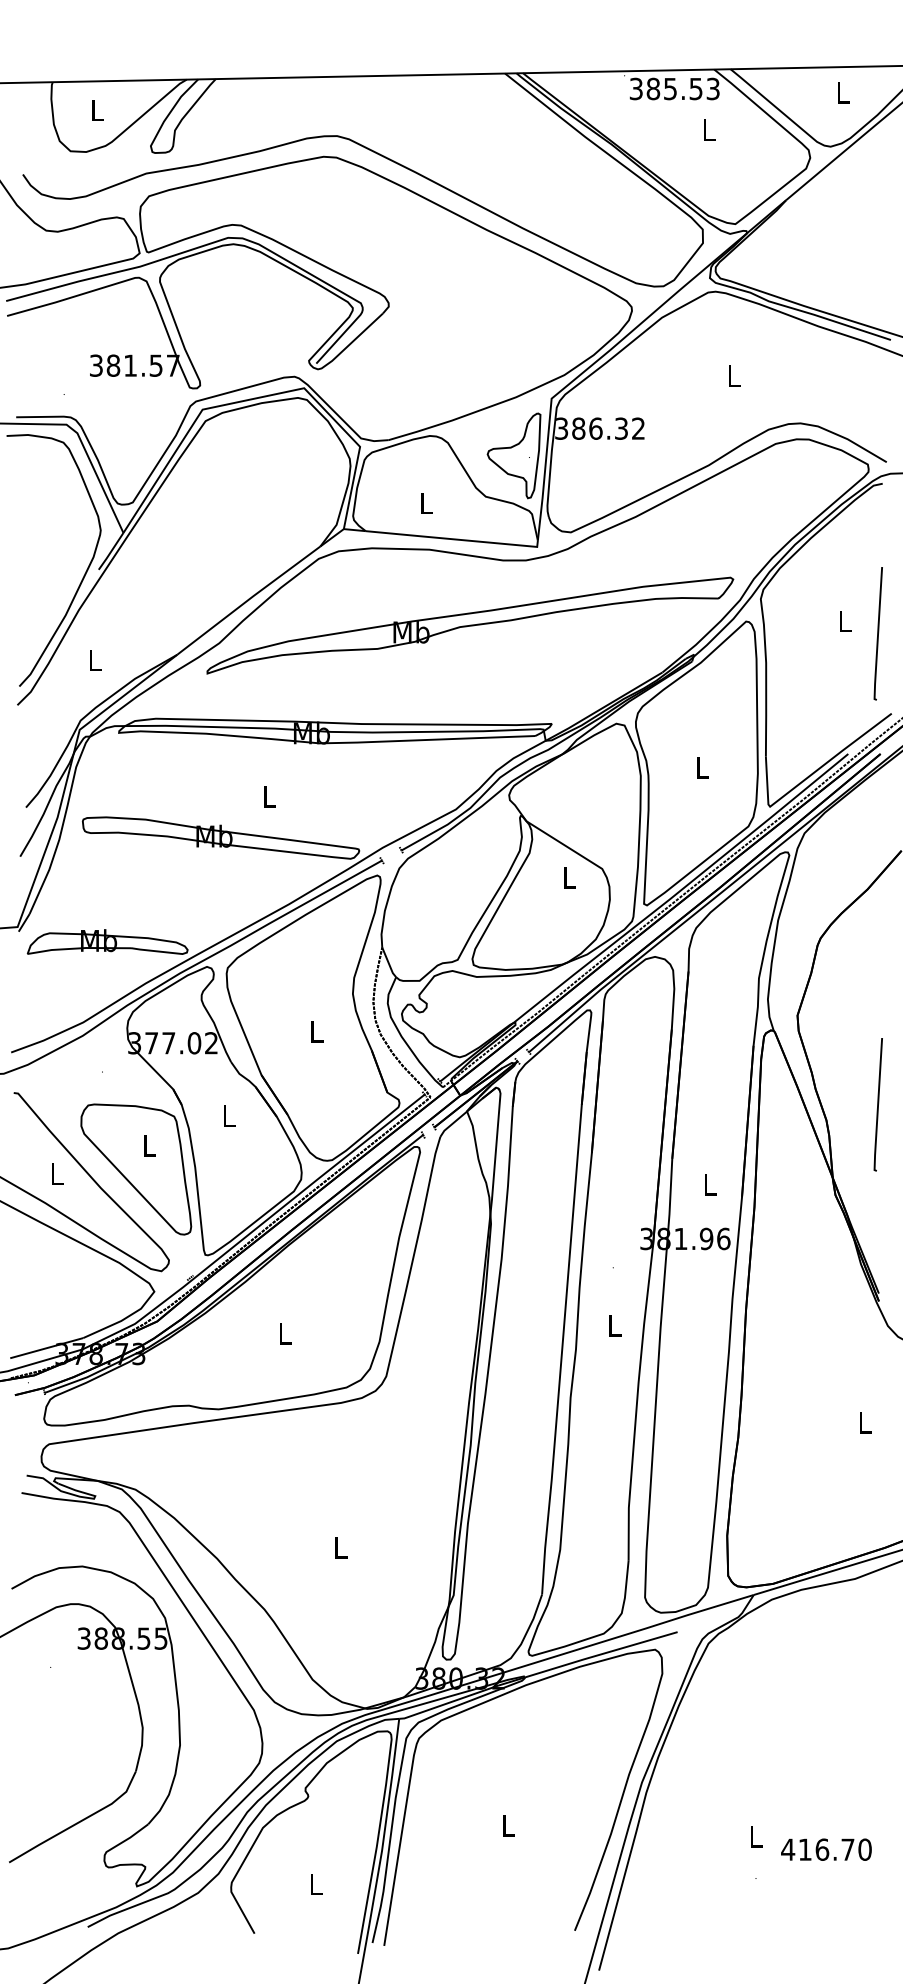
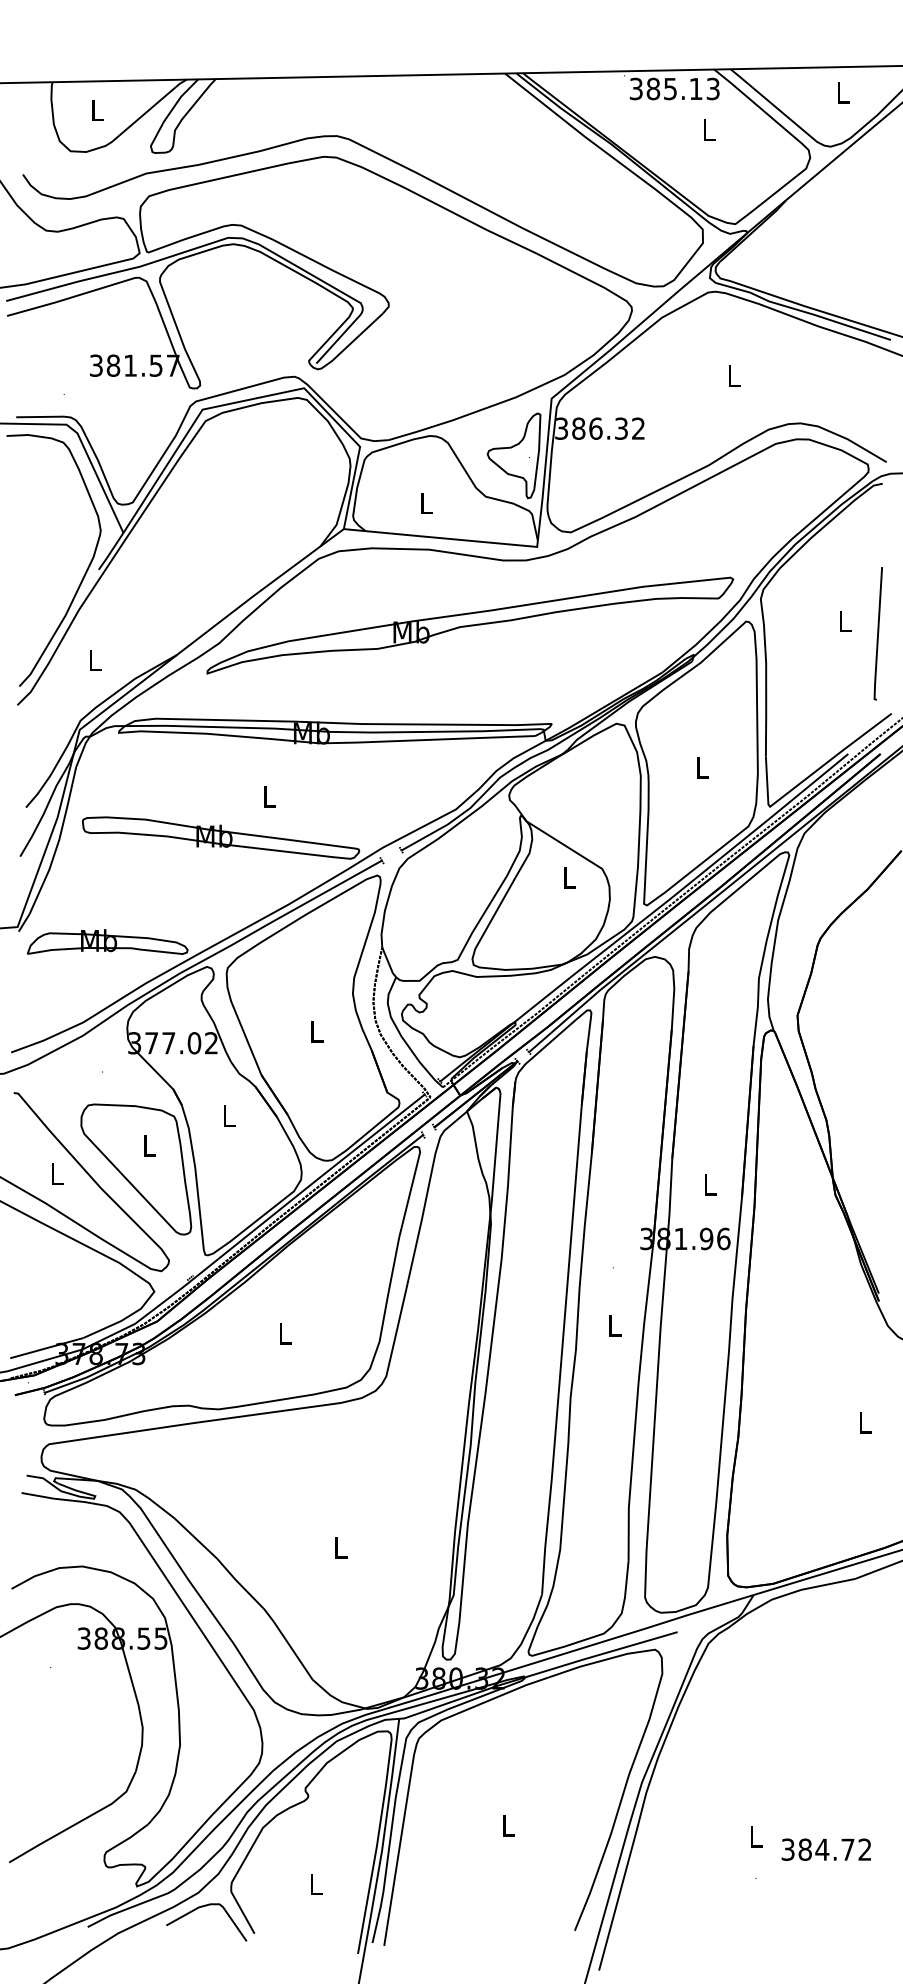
text: 385.53 -> 385.13 (695, 89)
line: present -> none (877, 1104)
text: 416.70 -> 384.72 (826, 1849)
curve: none -> present (203, 1907)
